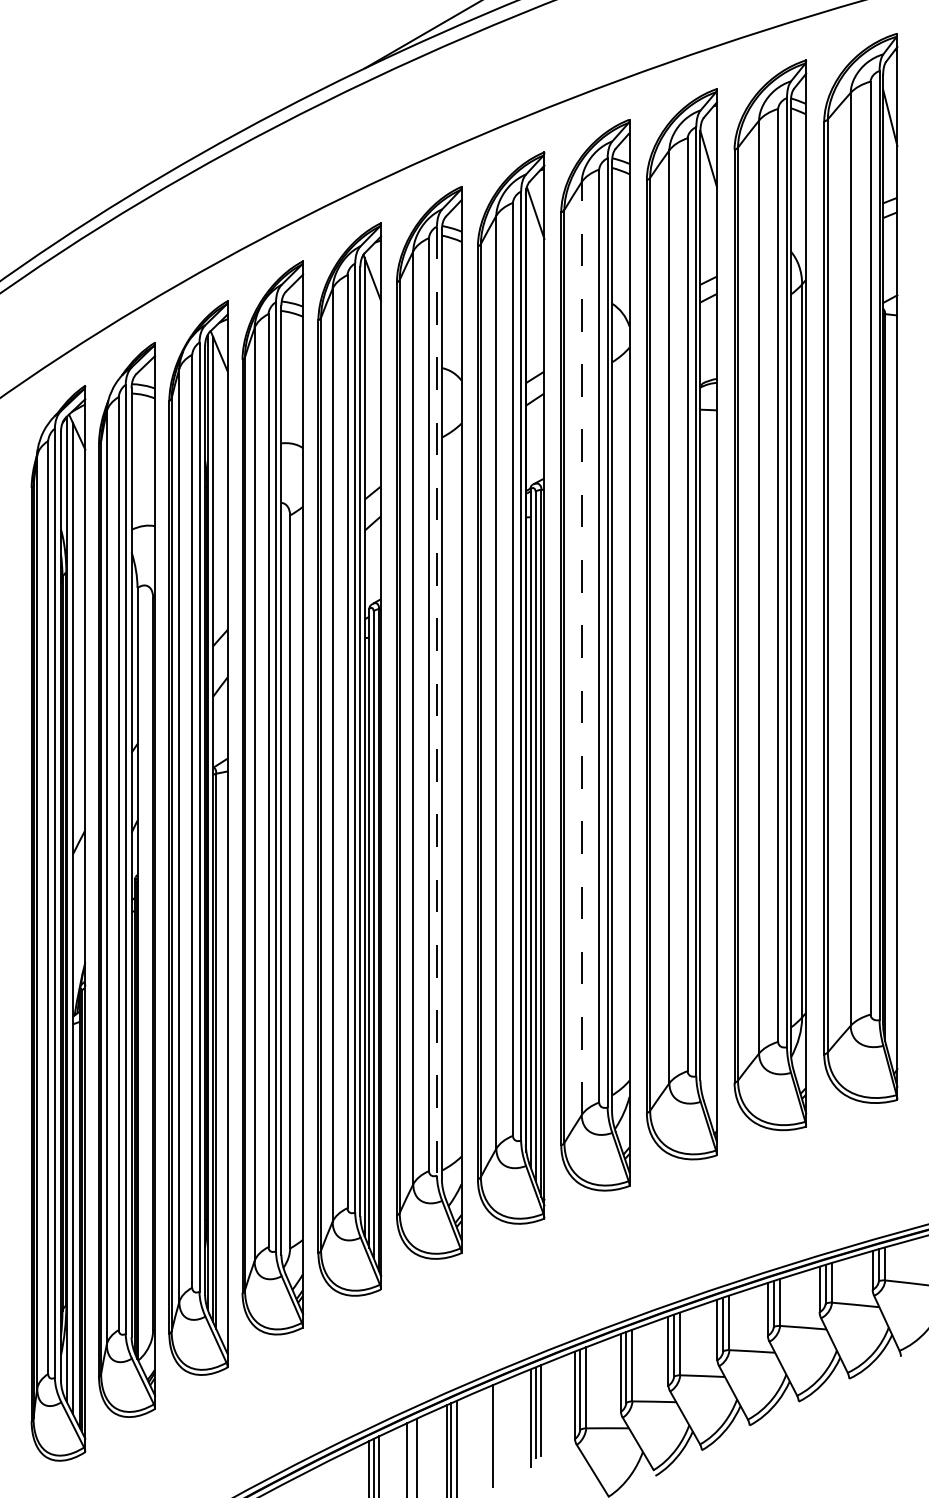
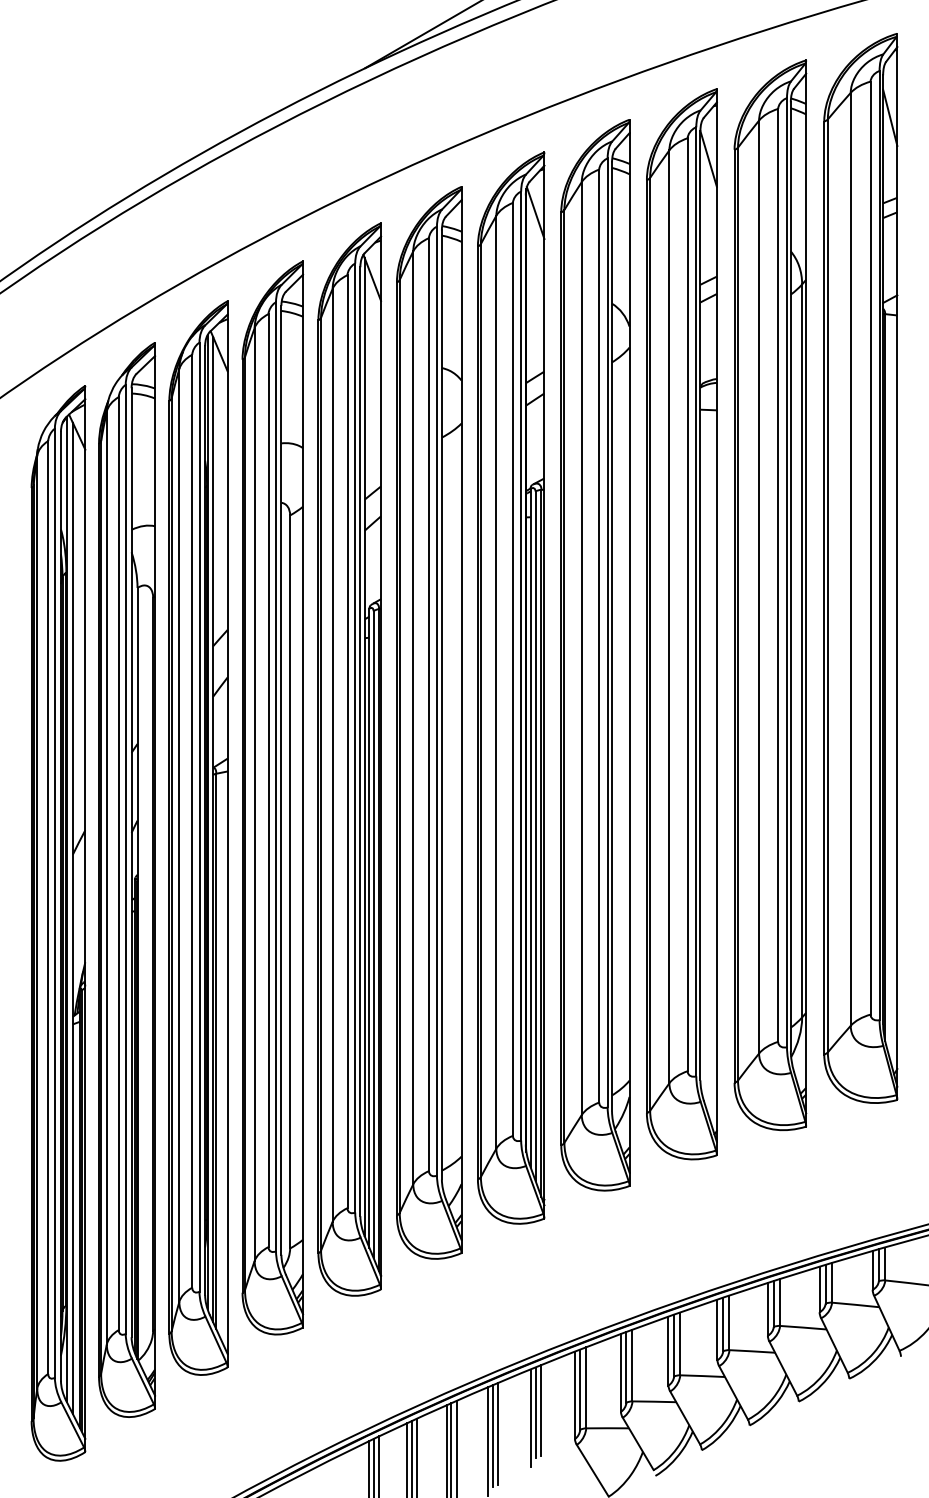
line: dashed -> solid (581, 648)
line: dashed -> solid (436, 701)
line: none -> present (498, 1433)
line: none -> present (487, 1440)
line: none -> present (411, 1457)
